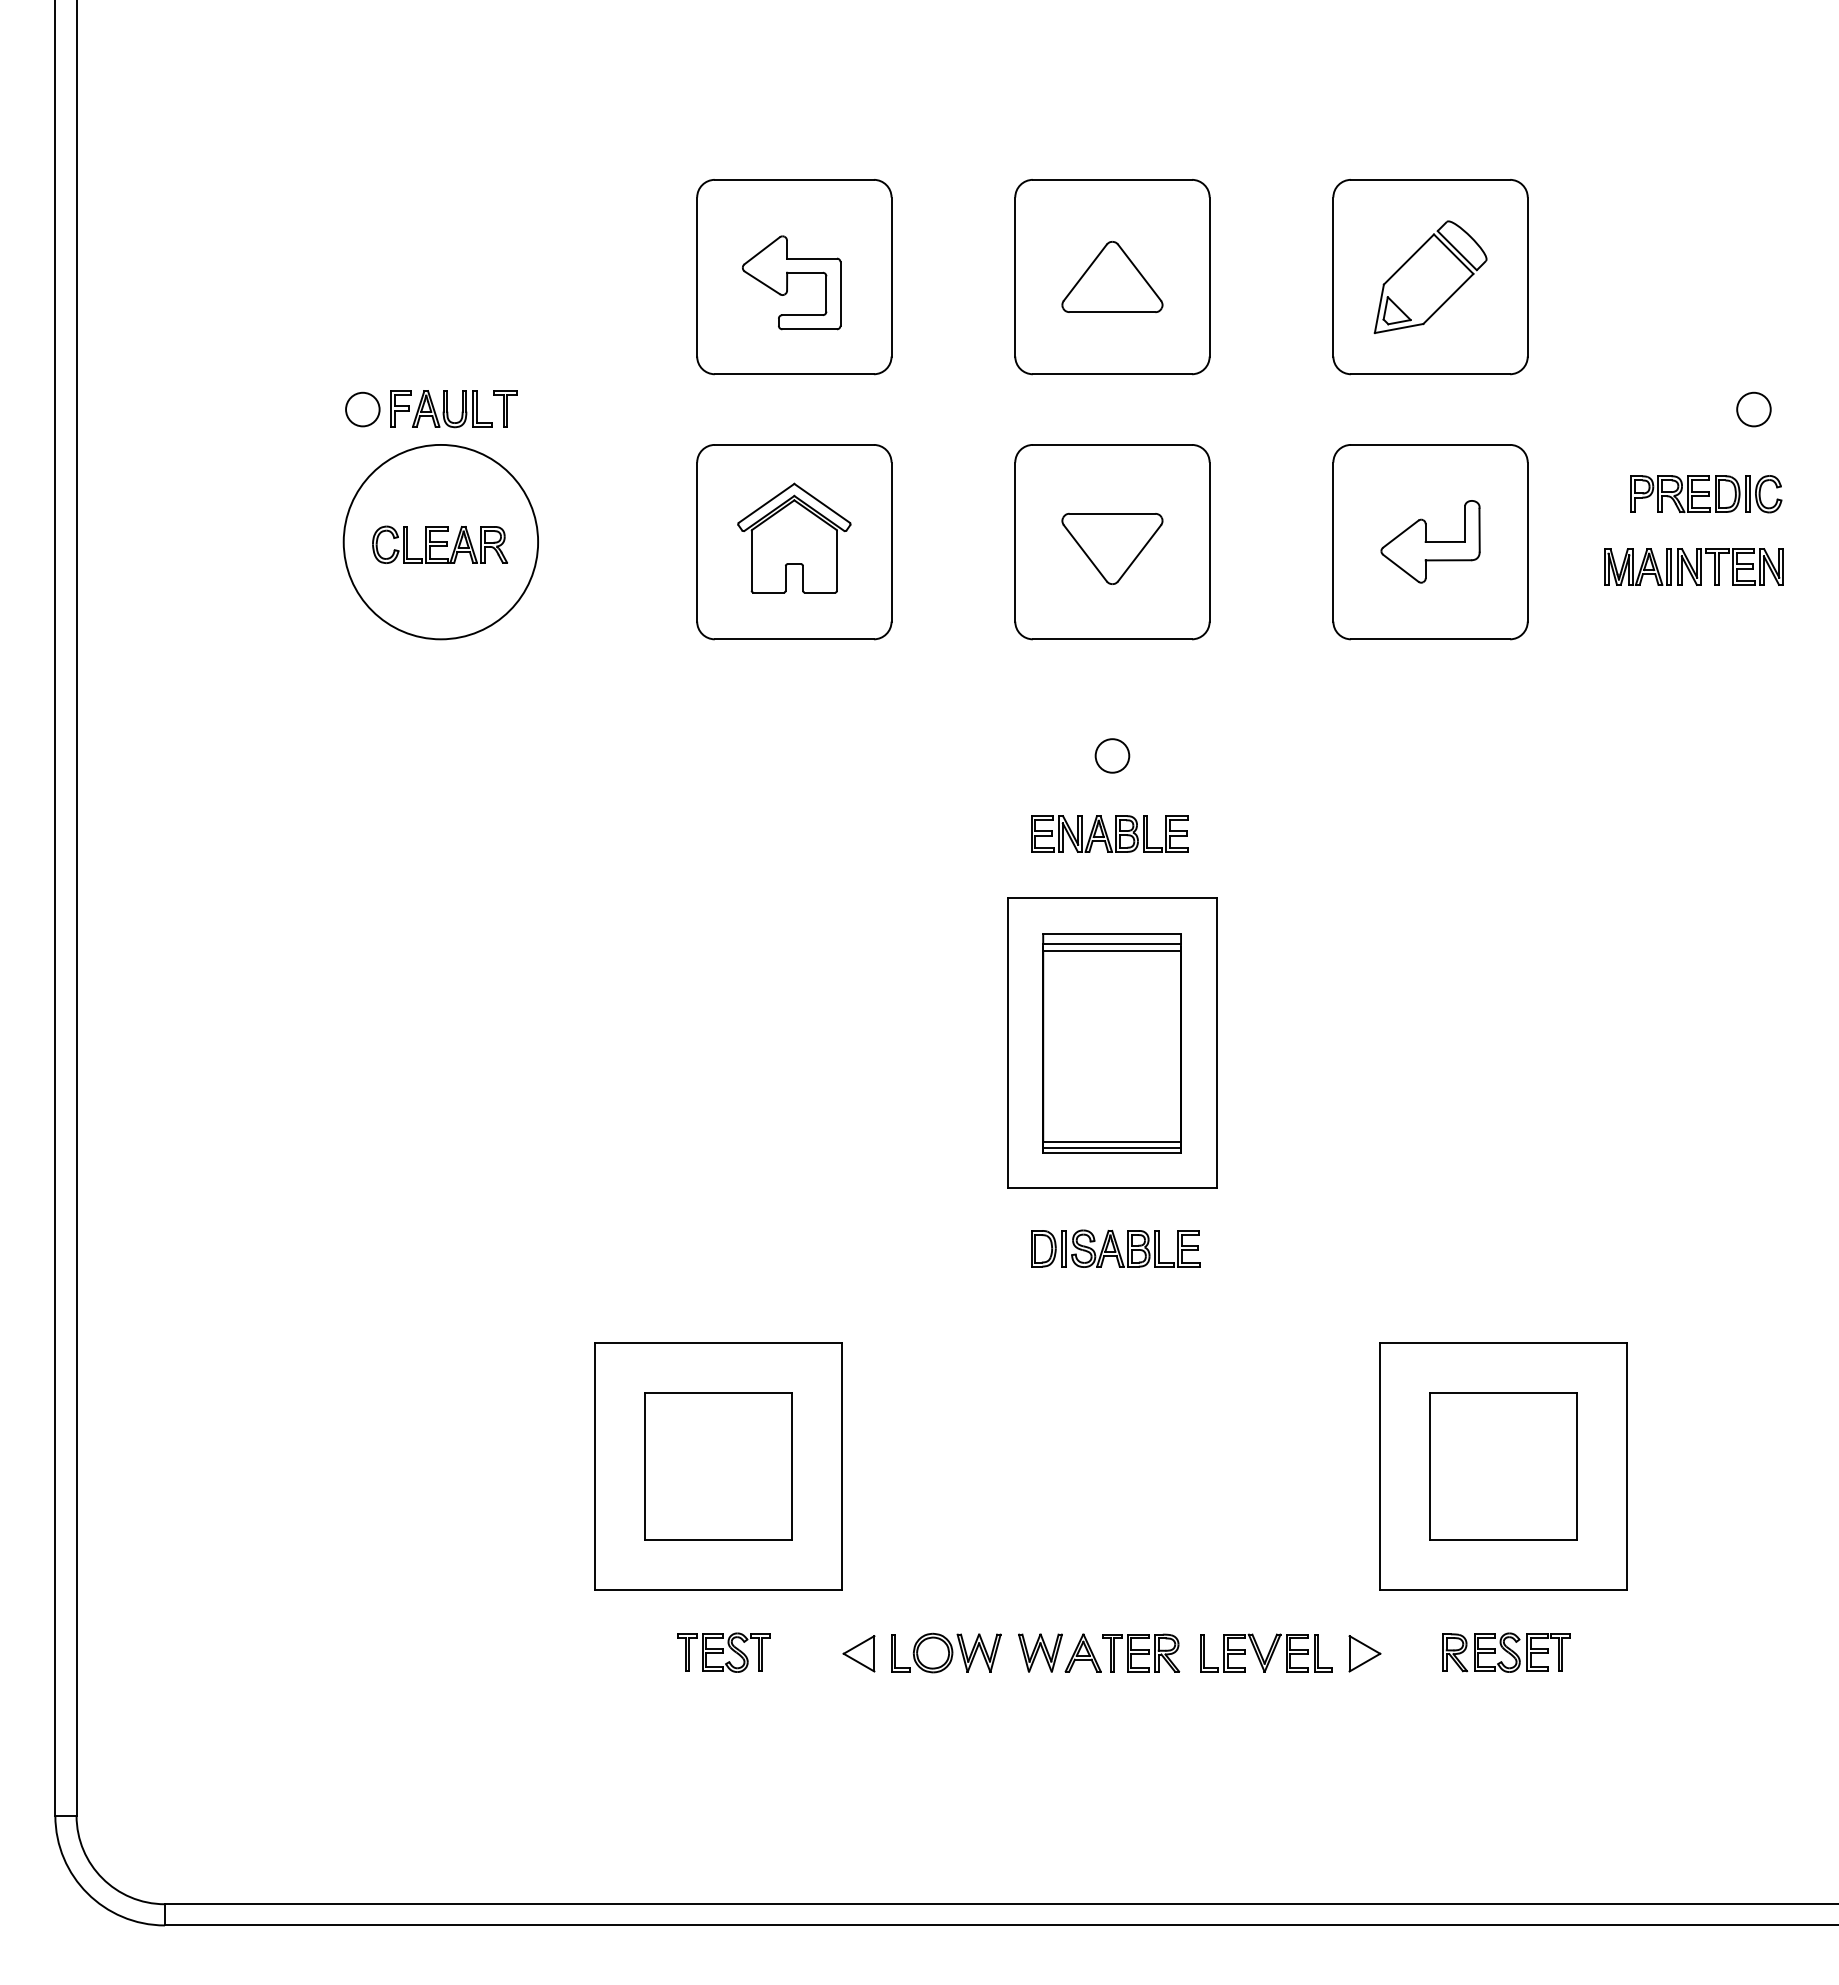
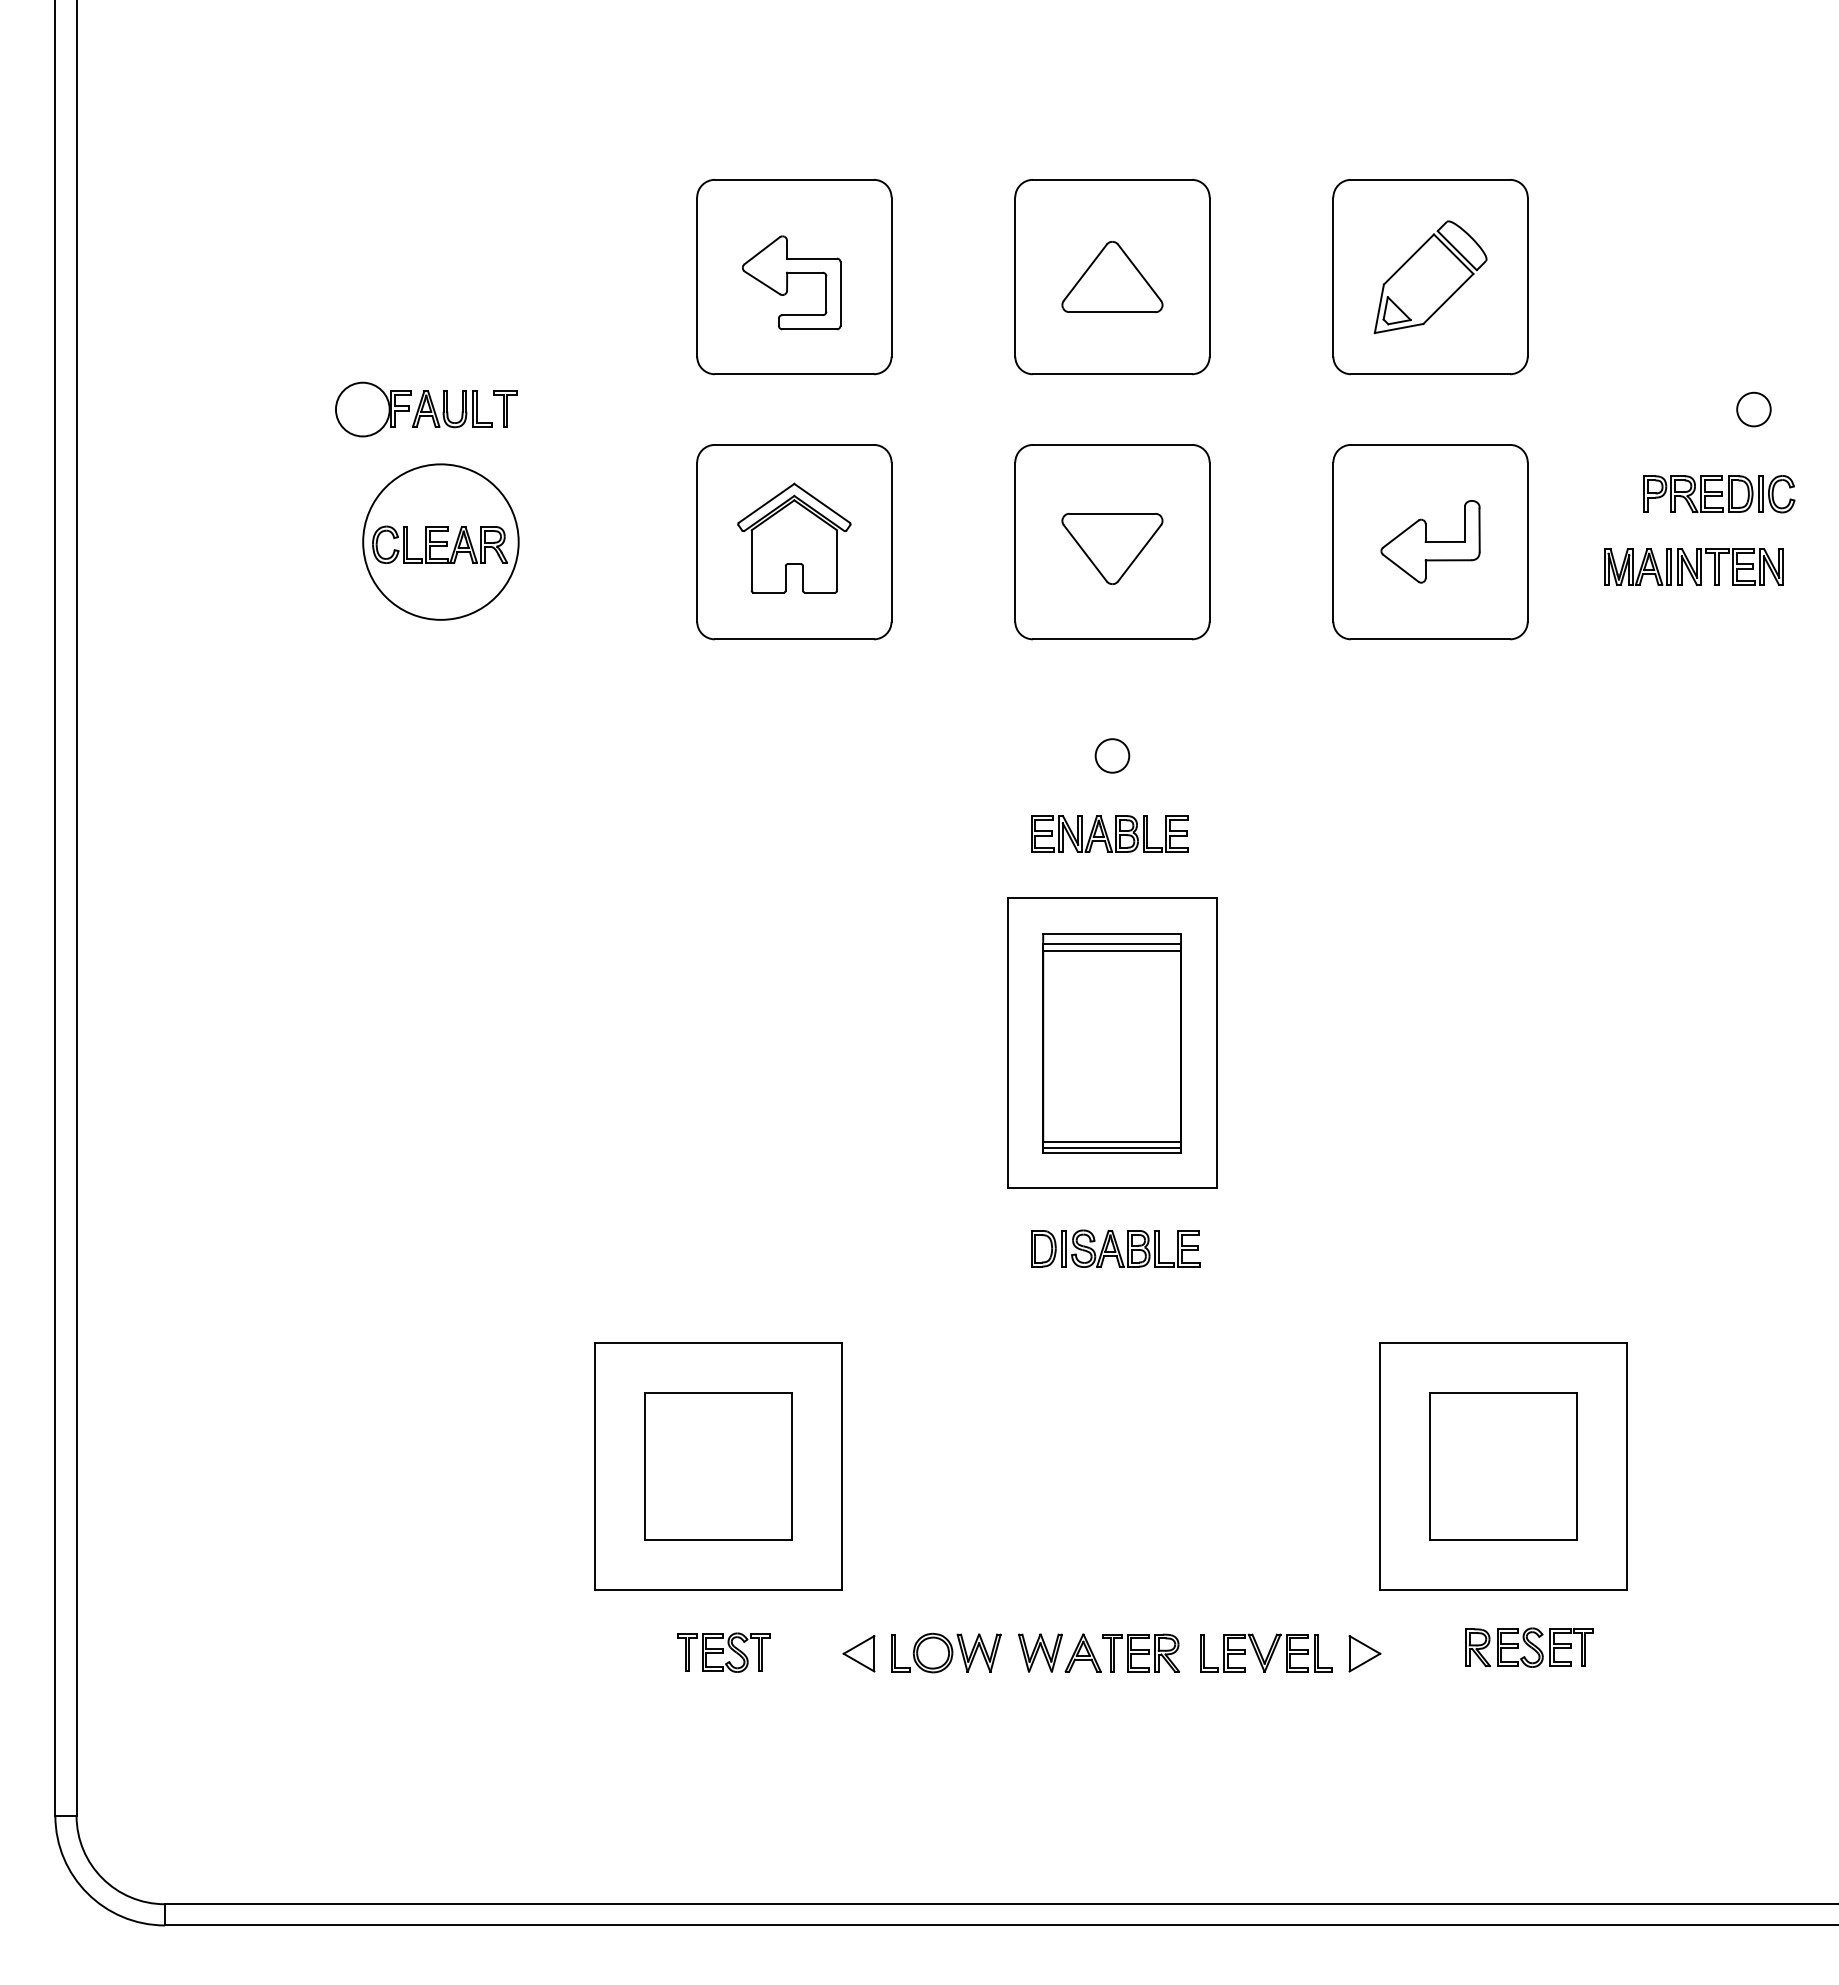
circle diameter: 34 px -> 54 px (362, 409)
part position: (1706, 494) -> (1719, 494) (1719, 494)
circle diameter: 194 px -> 156 px (440, 541)
part position: (1506, 1652) -> (1529, 1647) (1529, 1647)
